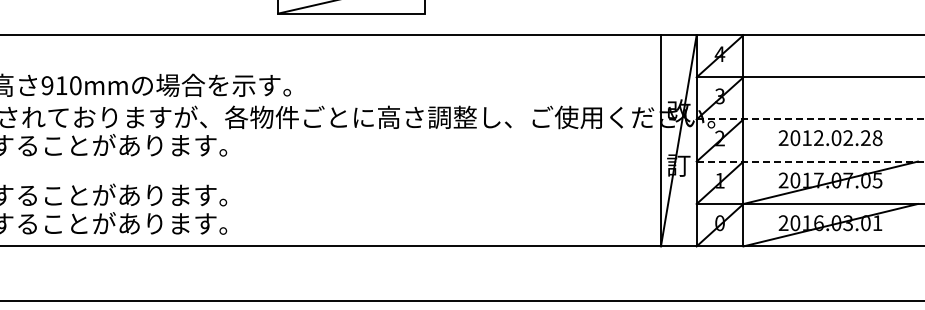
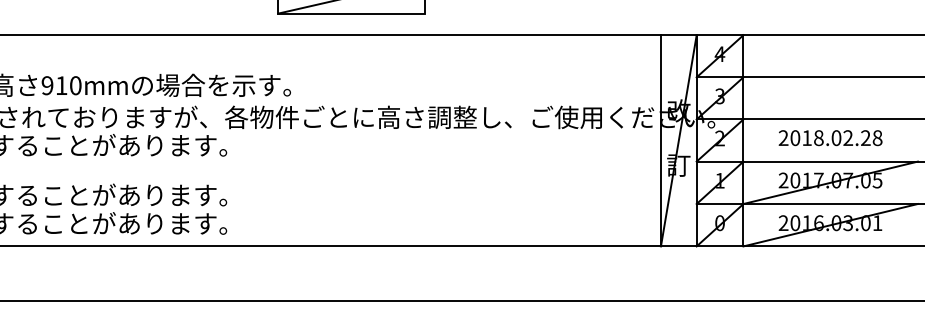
line: dashed -> solid (810, 119)
text: 2012.02.28 -> 2018.02.28 (818, 138)
line: dashed -> solid (810, 161)
